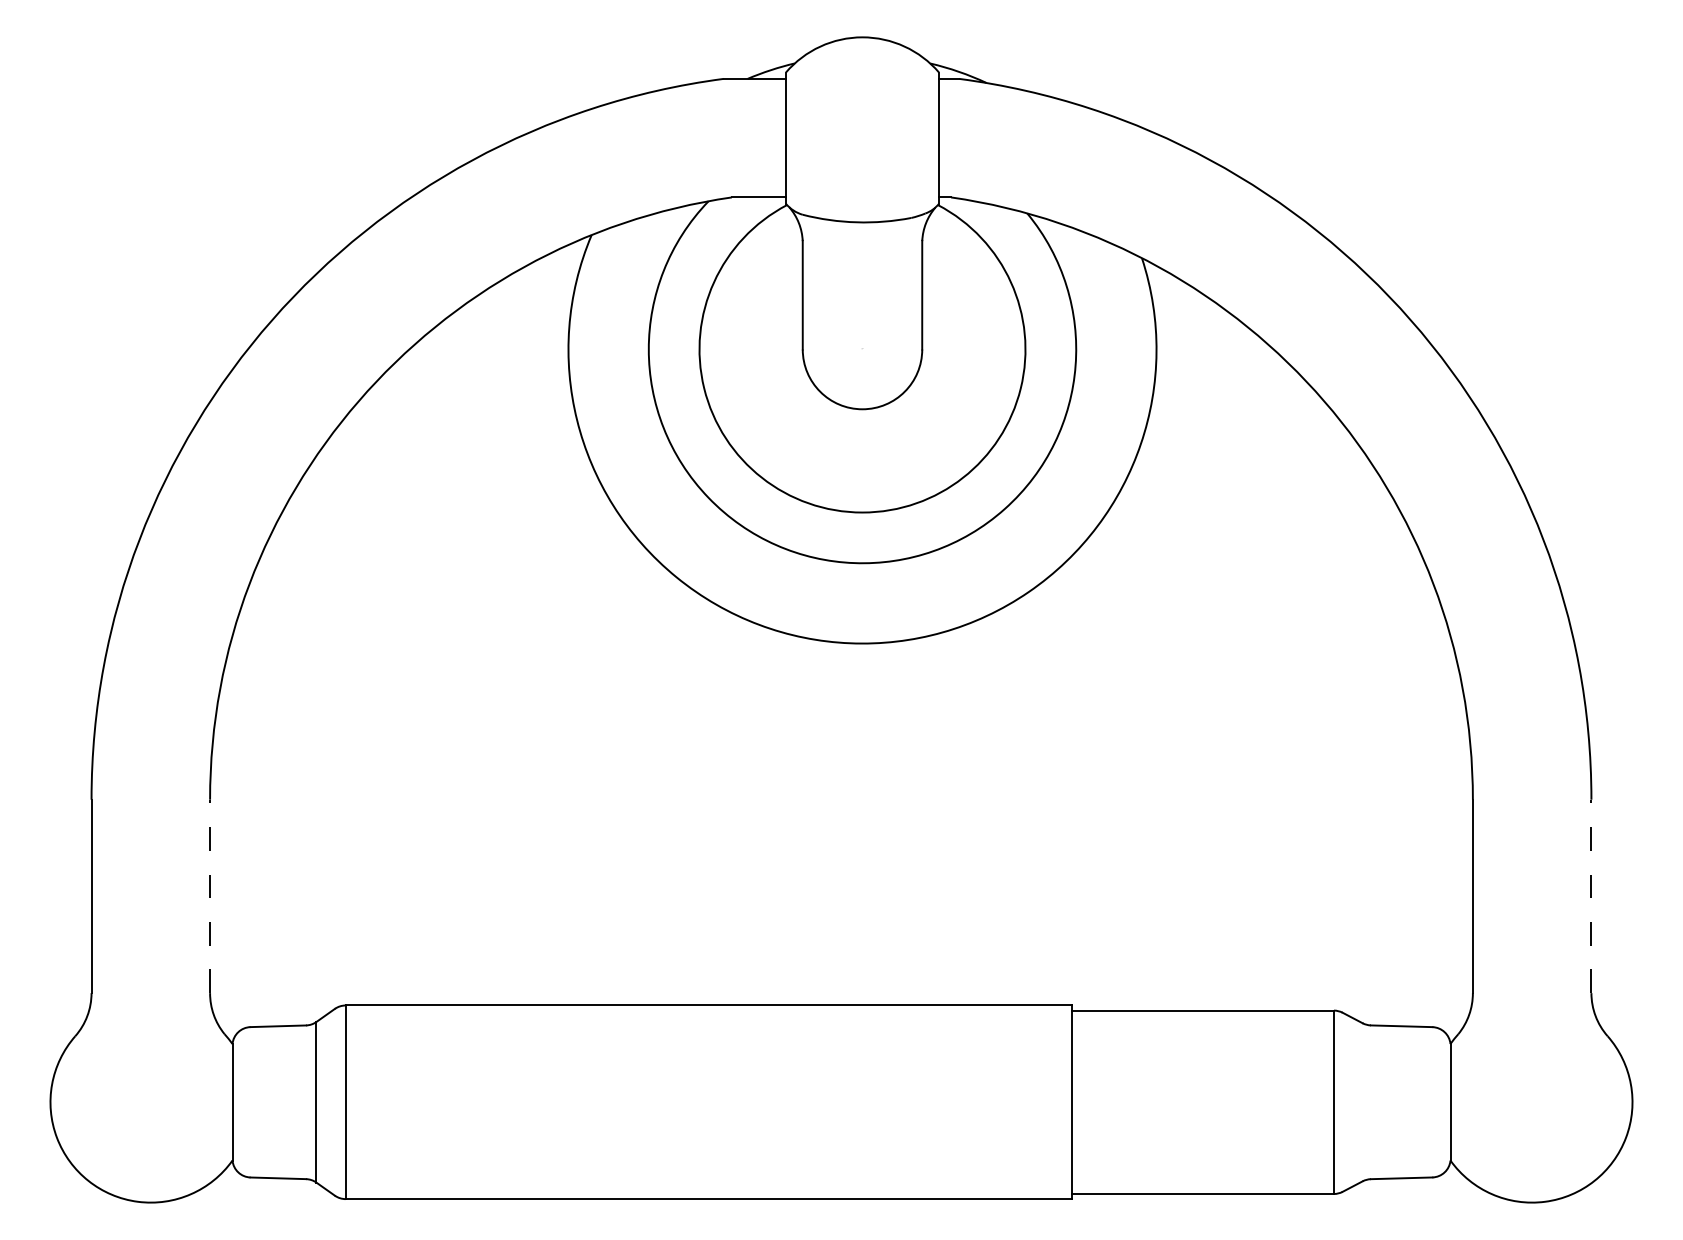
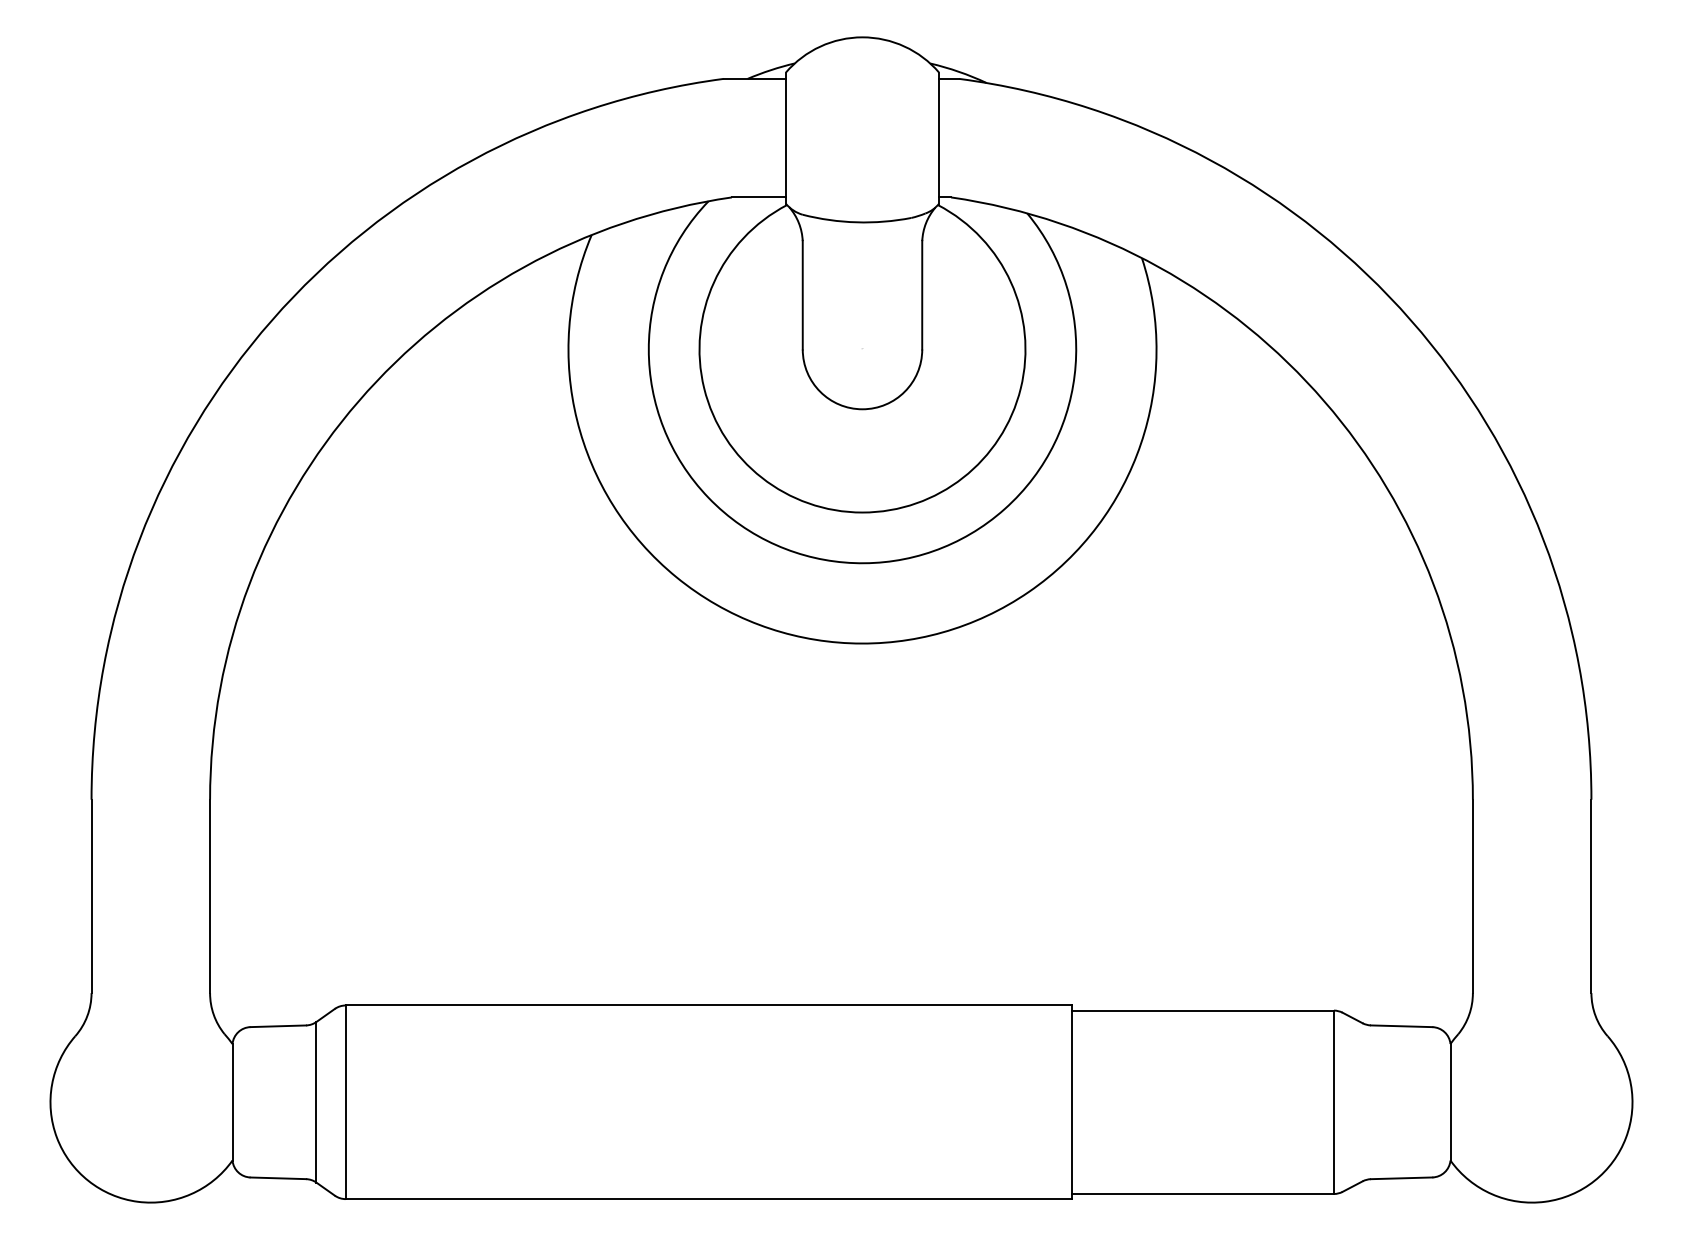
line: dashed -> solid (210, 896)
line: dashed -> solid (1591, 896)
